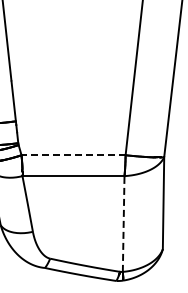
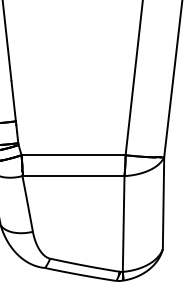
line: dashed -> solid (73, 155)
line: dashed -> solid (123, 224)
